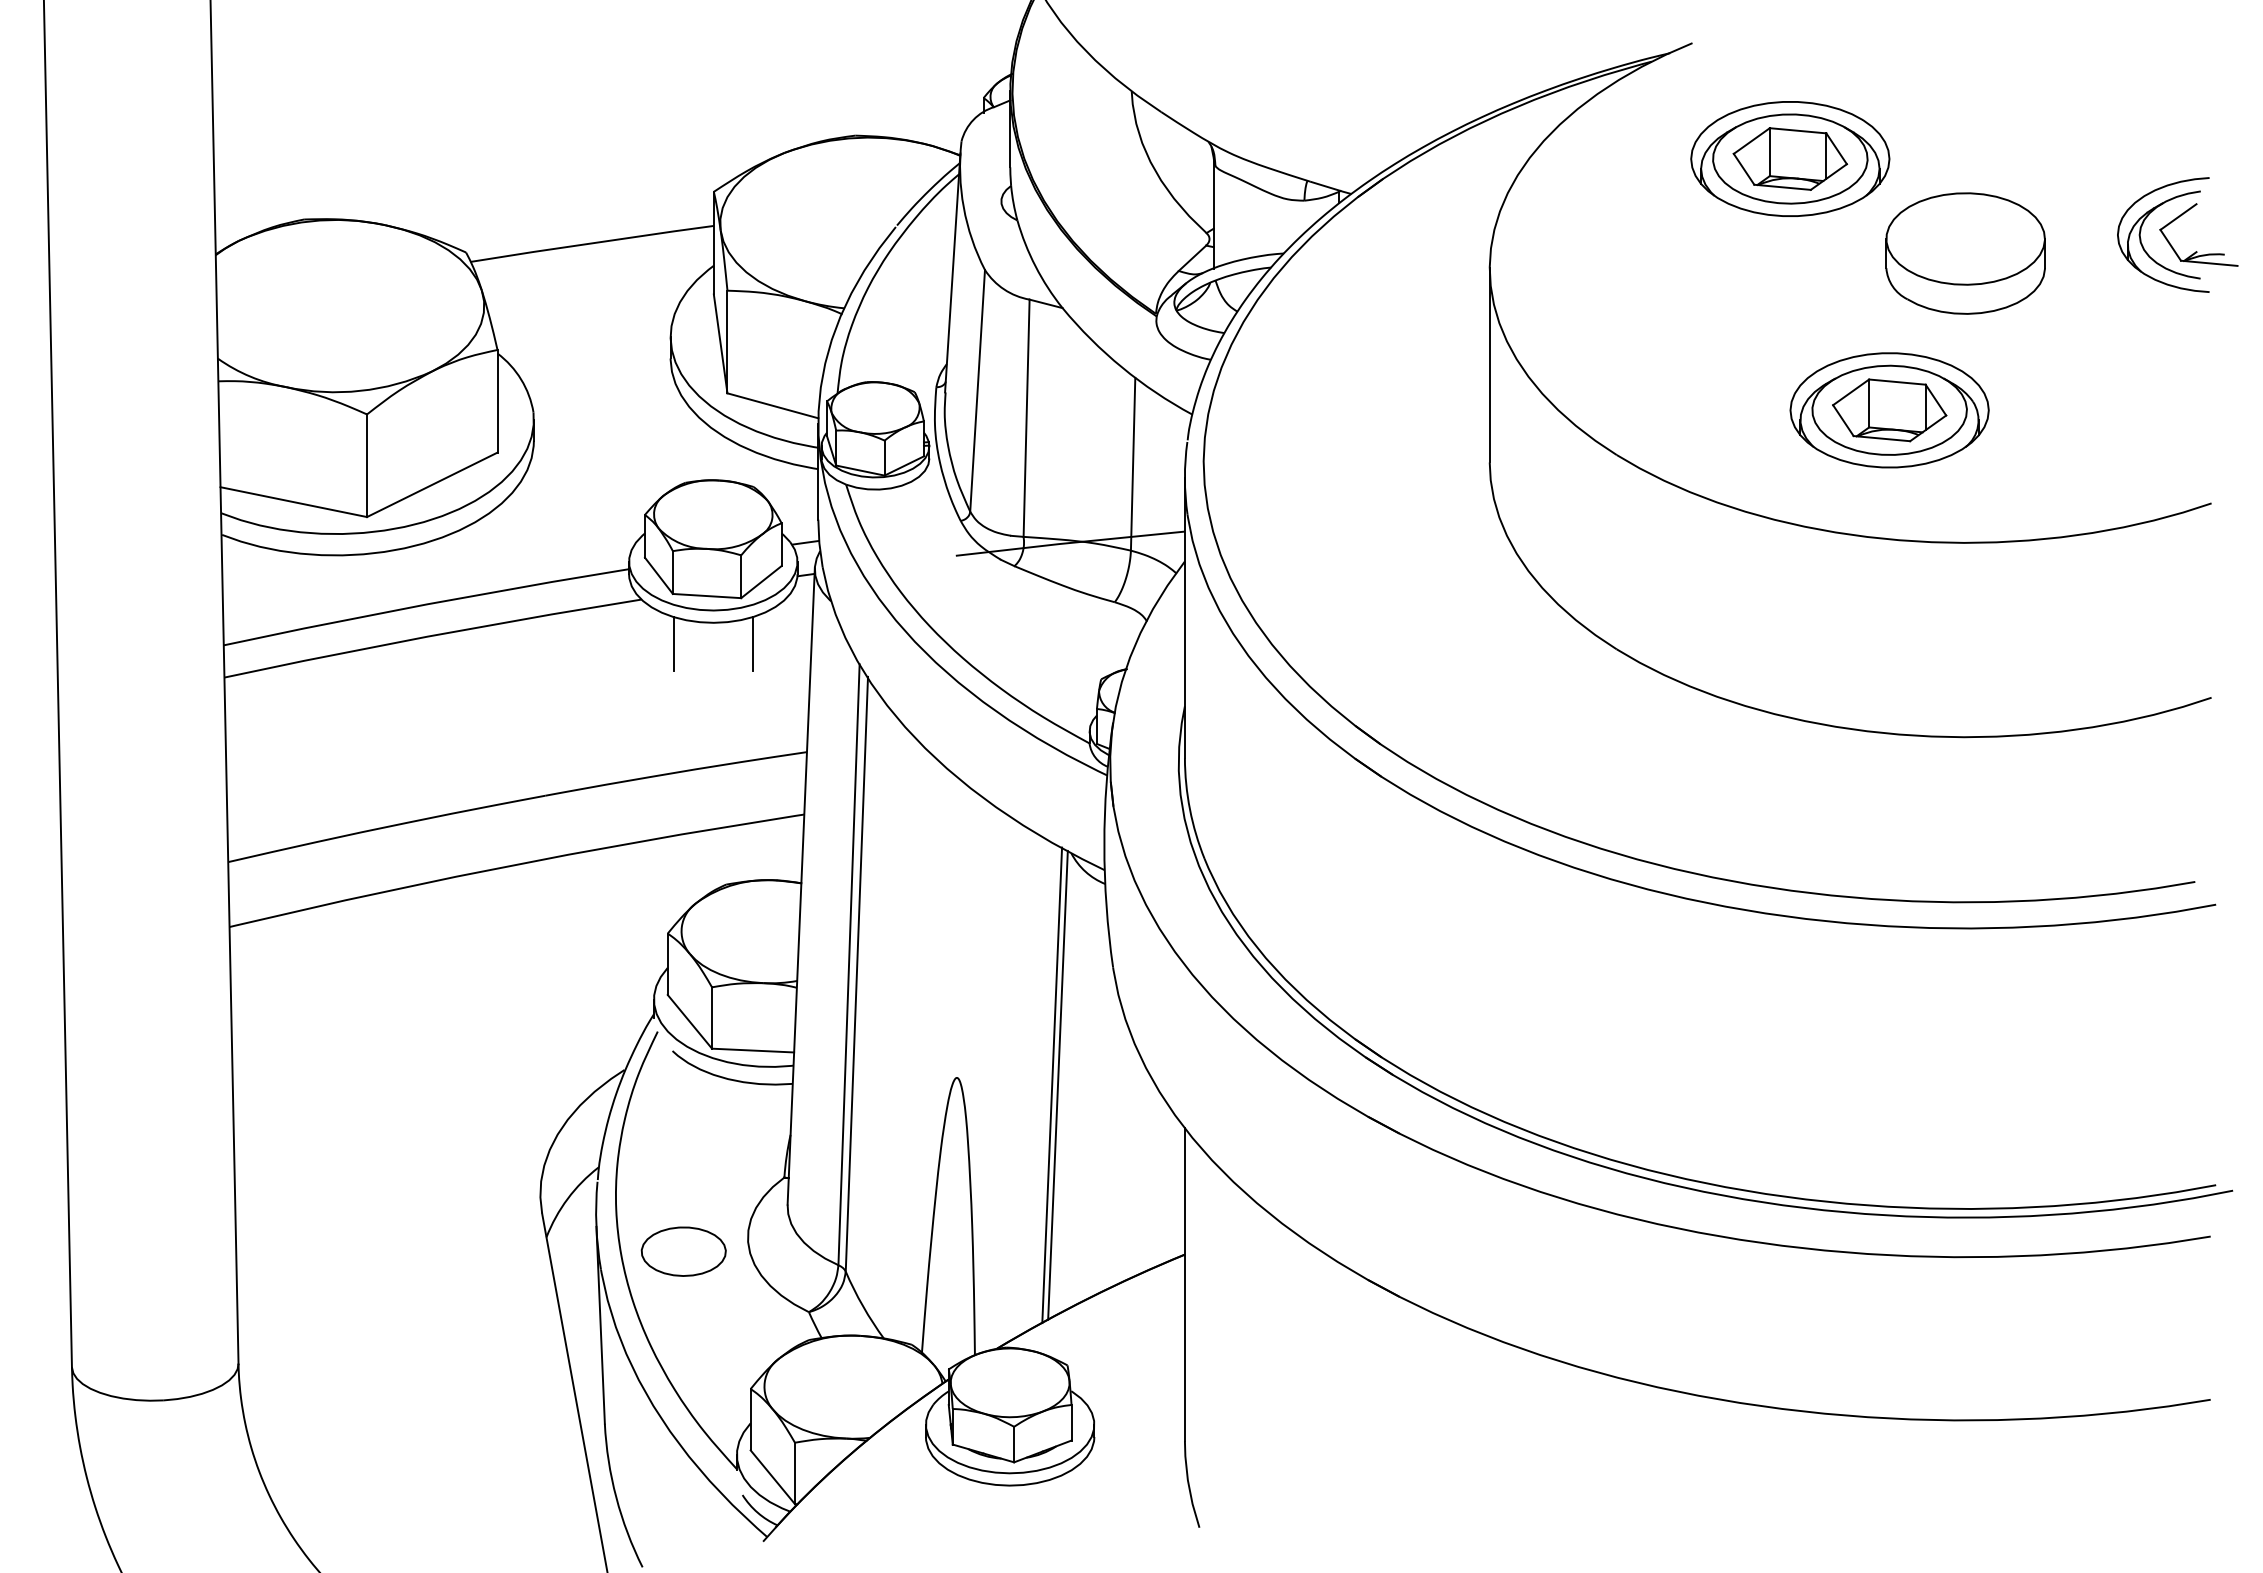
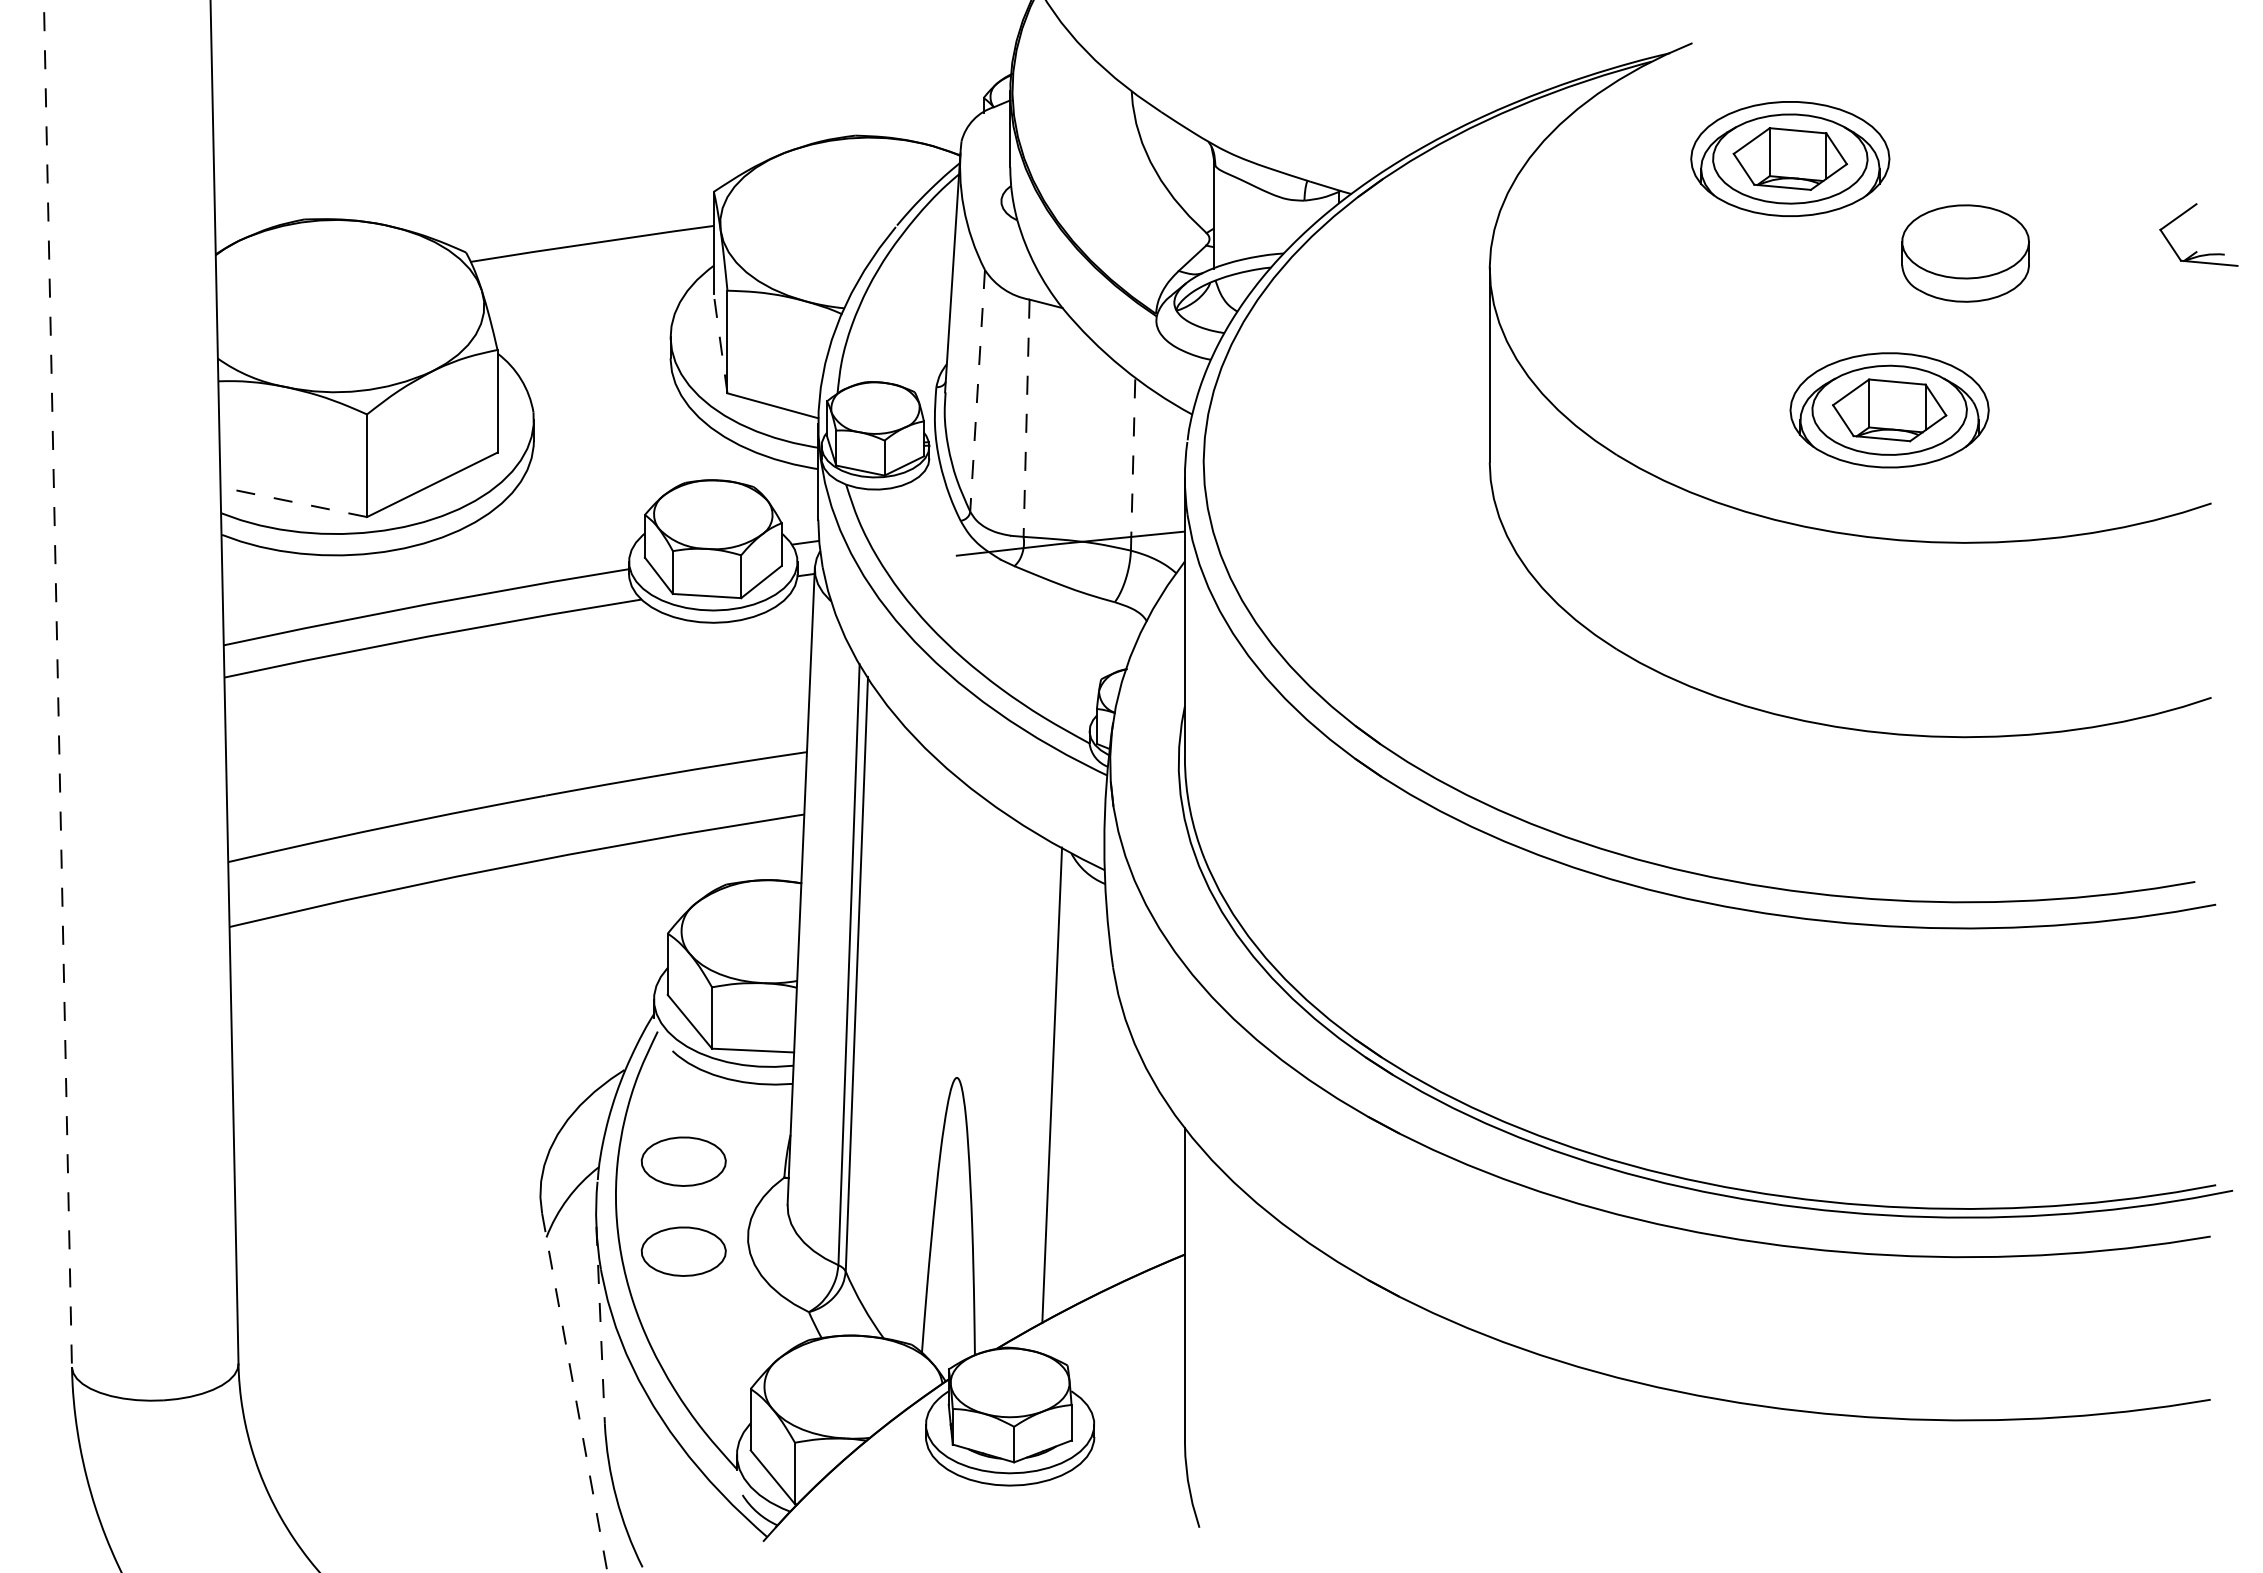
part: present -> none (2141, 231)
part size: 161x123 px -> 129x99 px (1965, 253)
line: solid -> dashed (720, 343)
line: solid -> dashed (977, 391)
line: solid -> dashed (1026, 418)
line: solid -> dashed (1133, 463)
line: solid -> dashed (293, 502)
line: present -> none (673, 644)
line: present -> none (752, 644)
line: solid -> dashed (57, 684)
line: present -> none (1057, 1084)
part: none -> present (683, 1161)
line: solid -> dashed (600, 1325)
line: solid -> dashed (574, 1393)
